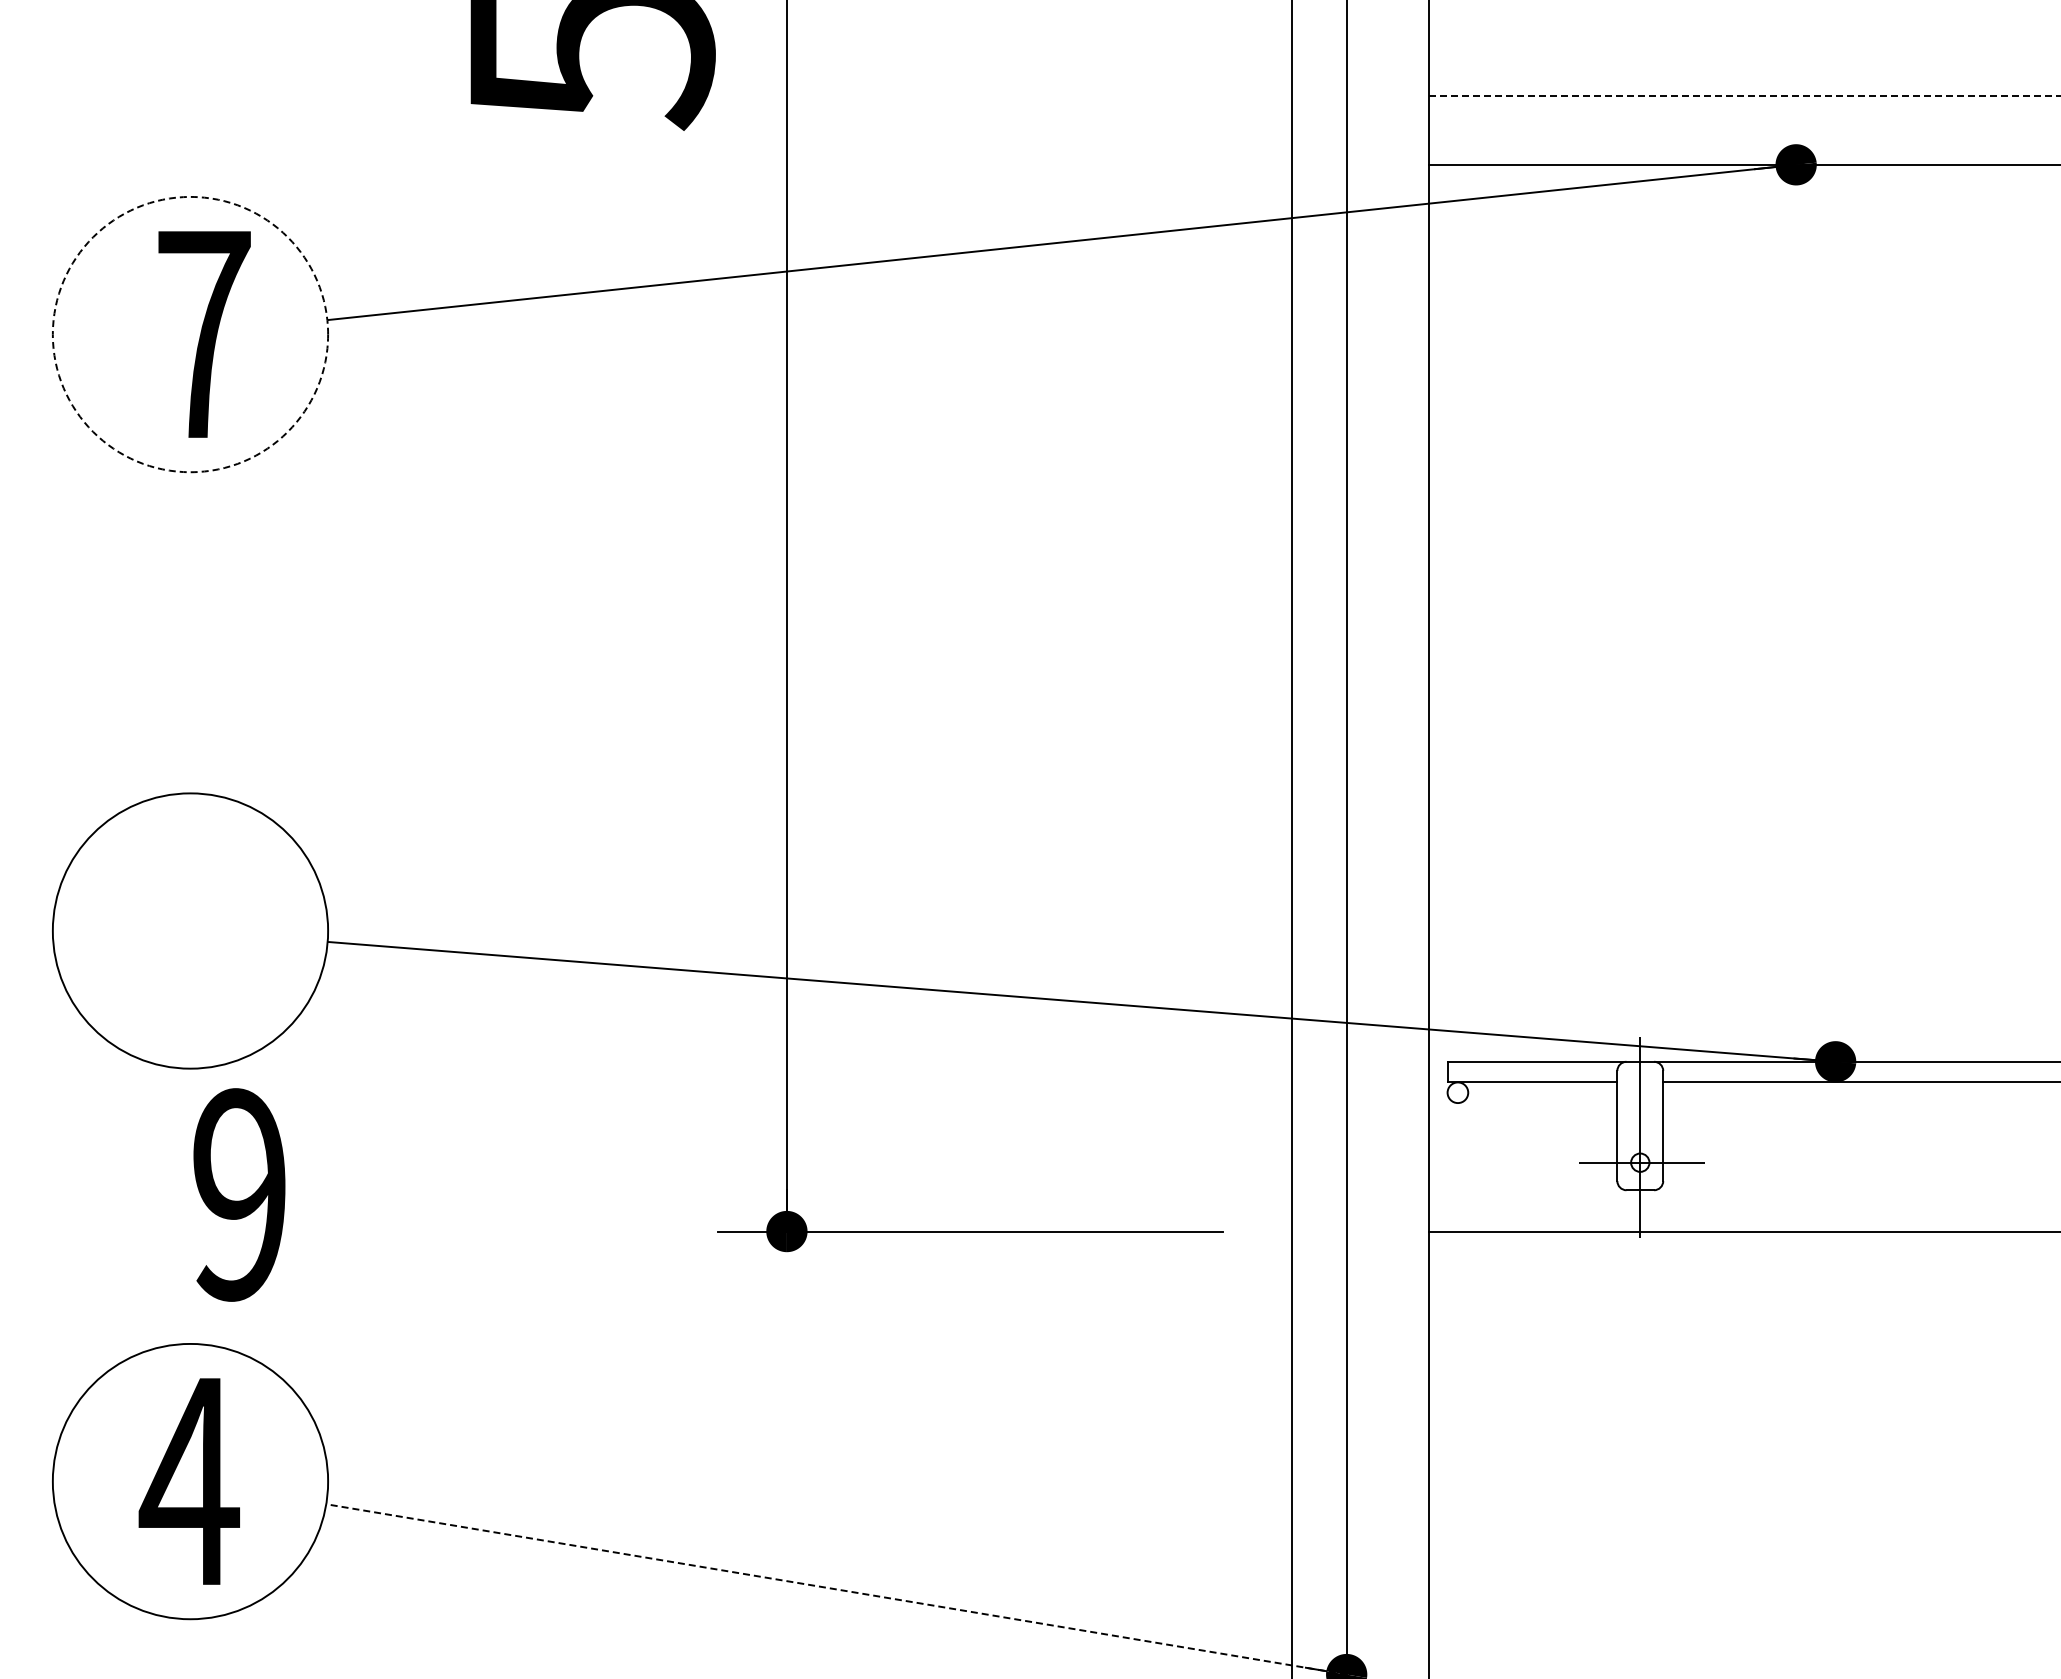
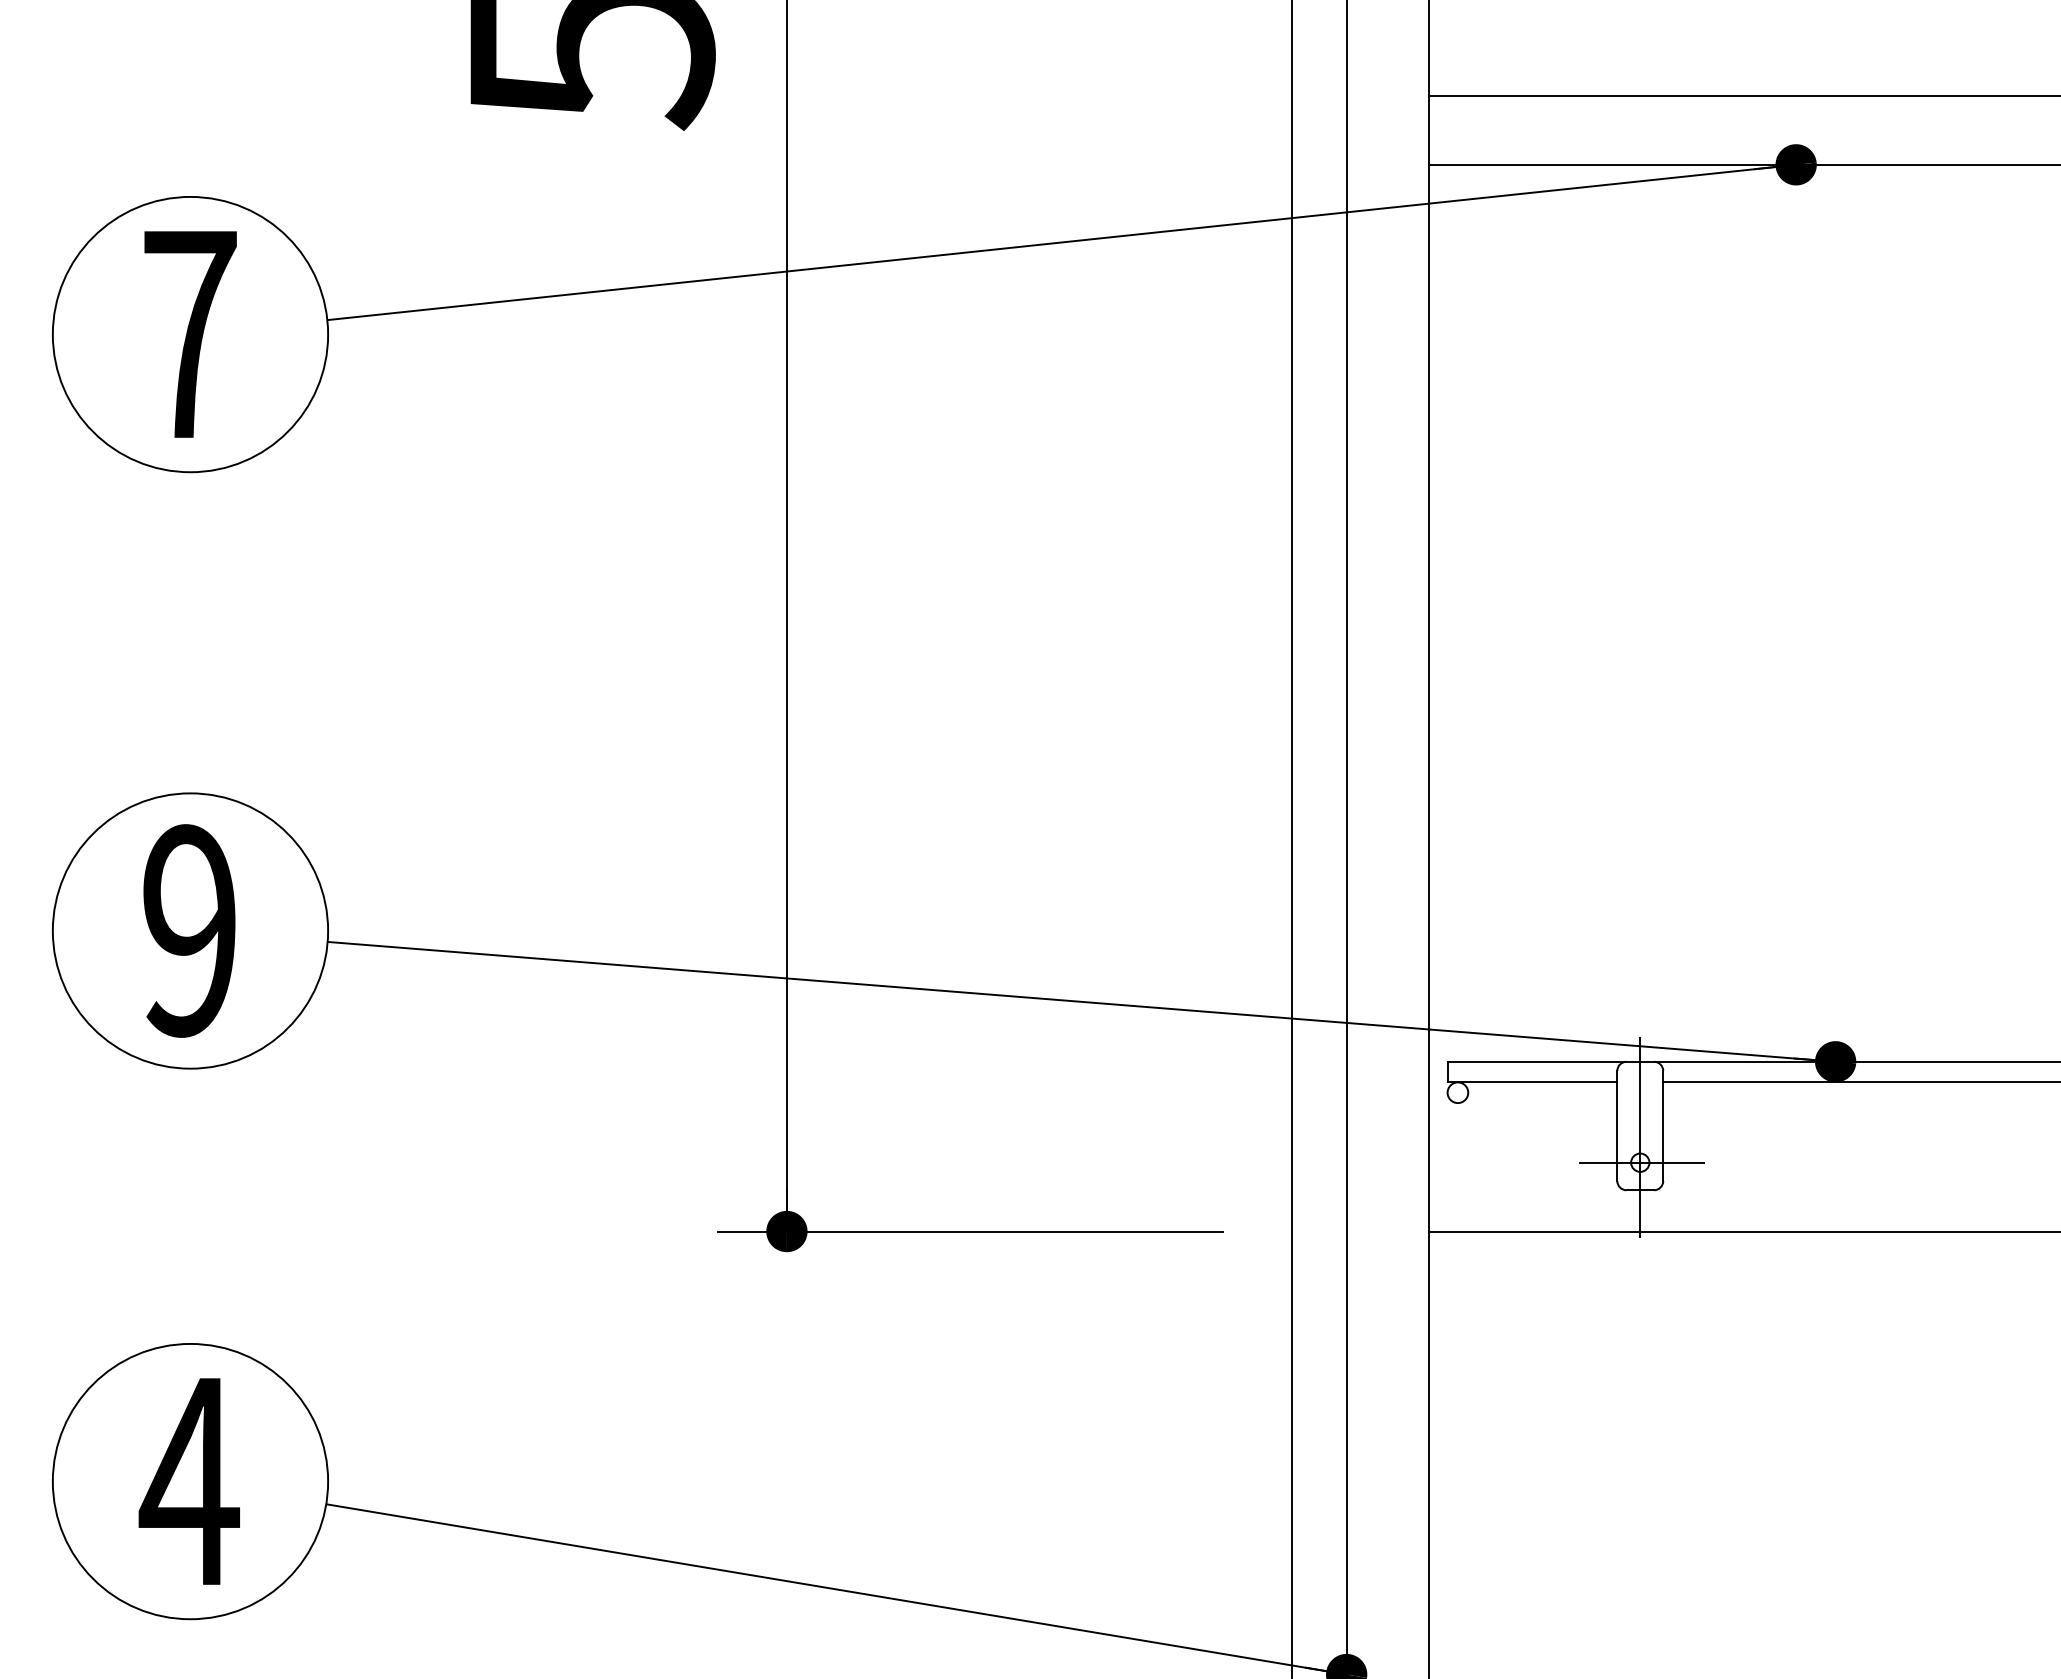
line: dashed -> solid (1744, 96)
circle: dashed -> solid (190, 334)
text position: (204, 334) -> (190, 334) (190, 334)
text position: (239, 1194) -> (189, 930) (189, 930)
line: dashed -> solid (835, 1589)
